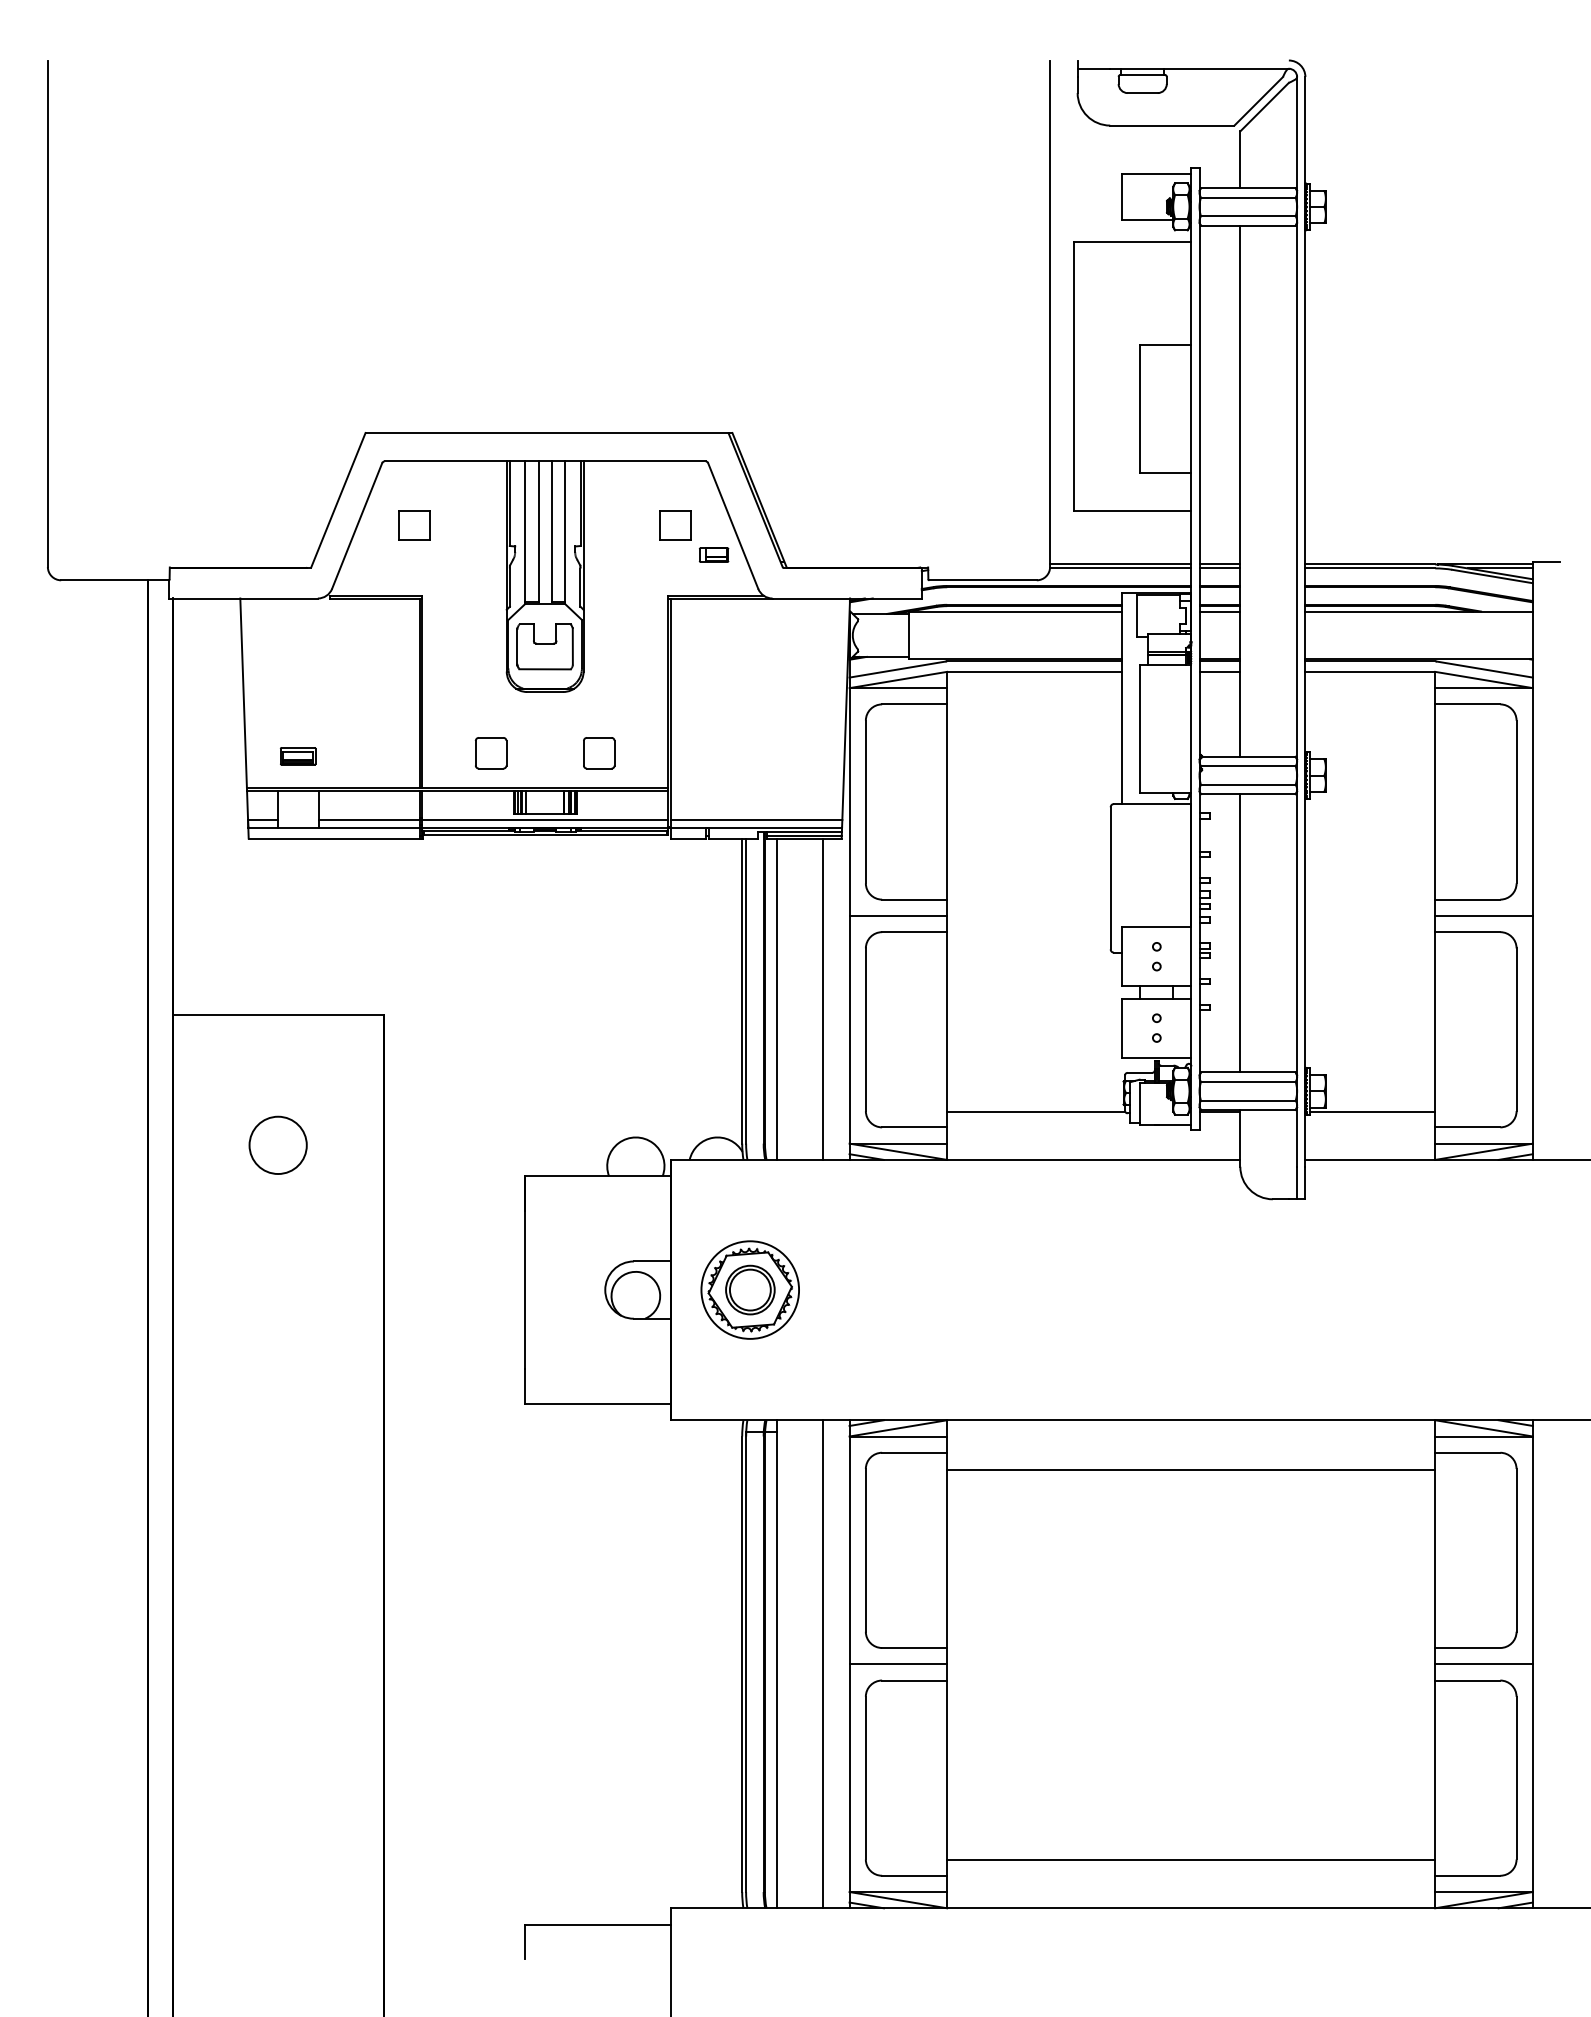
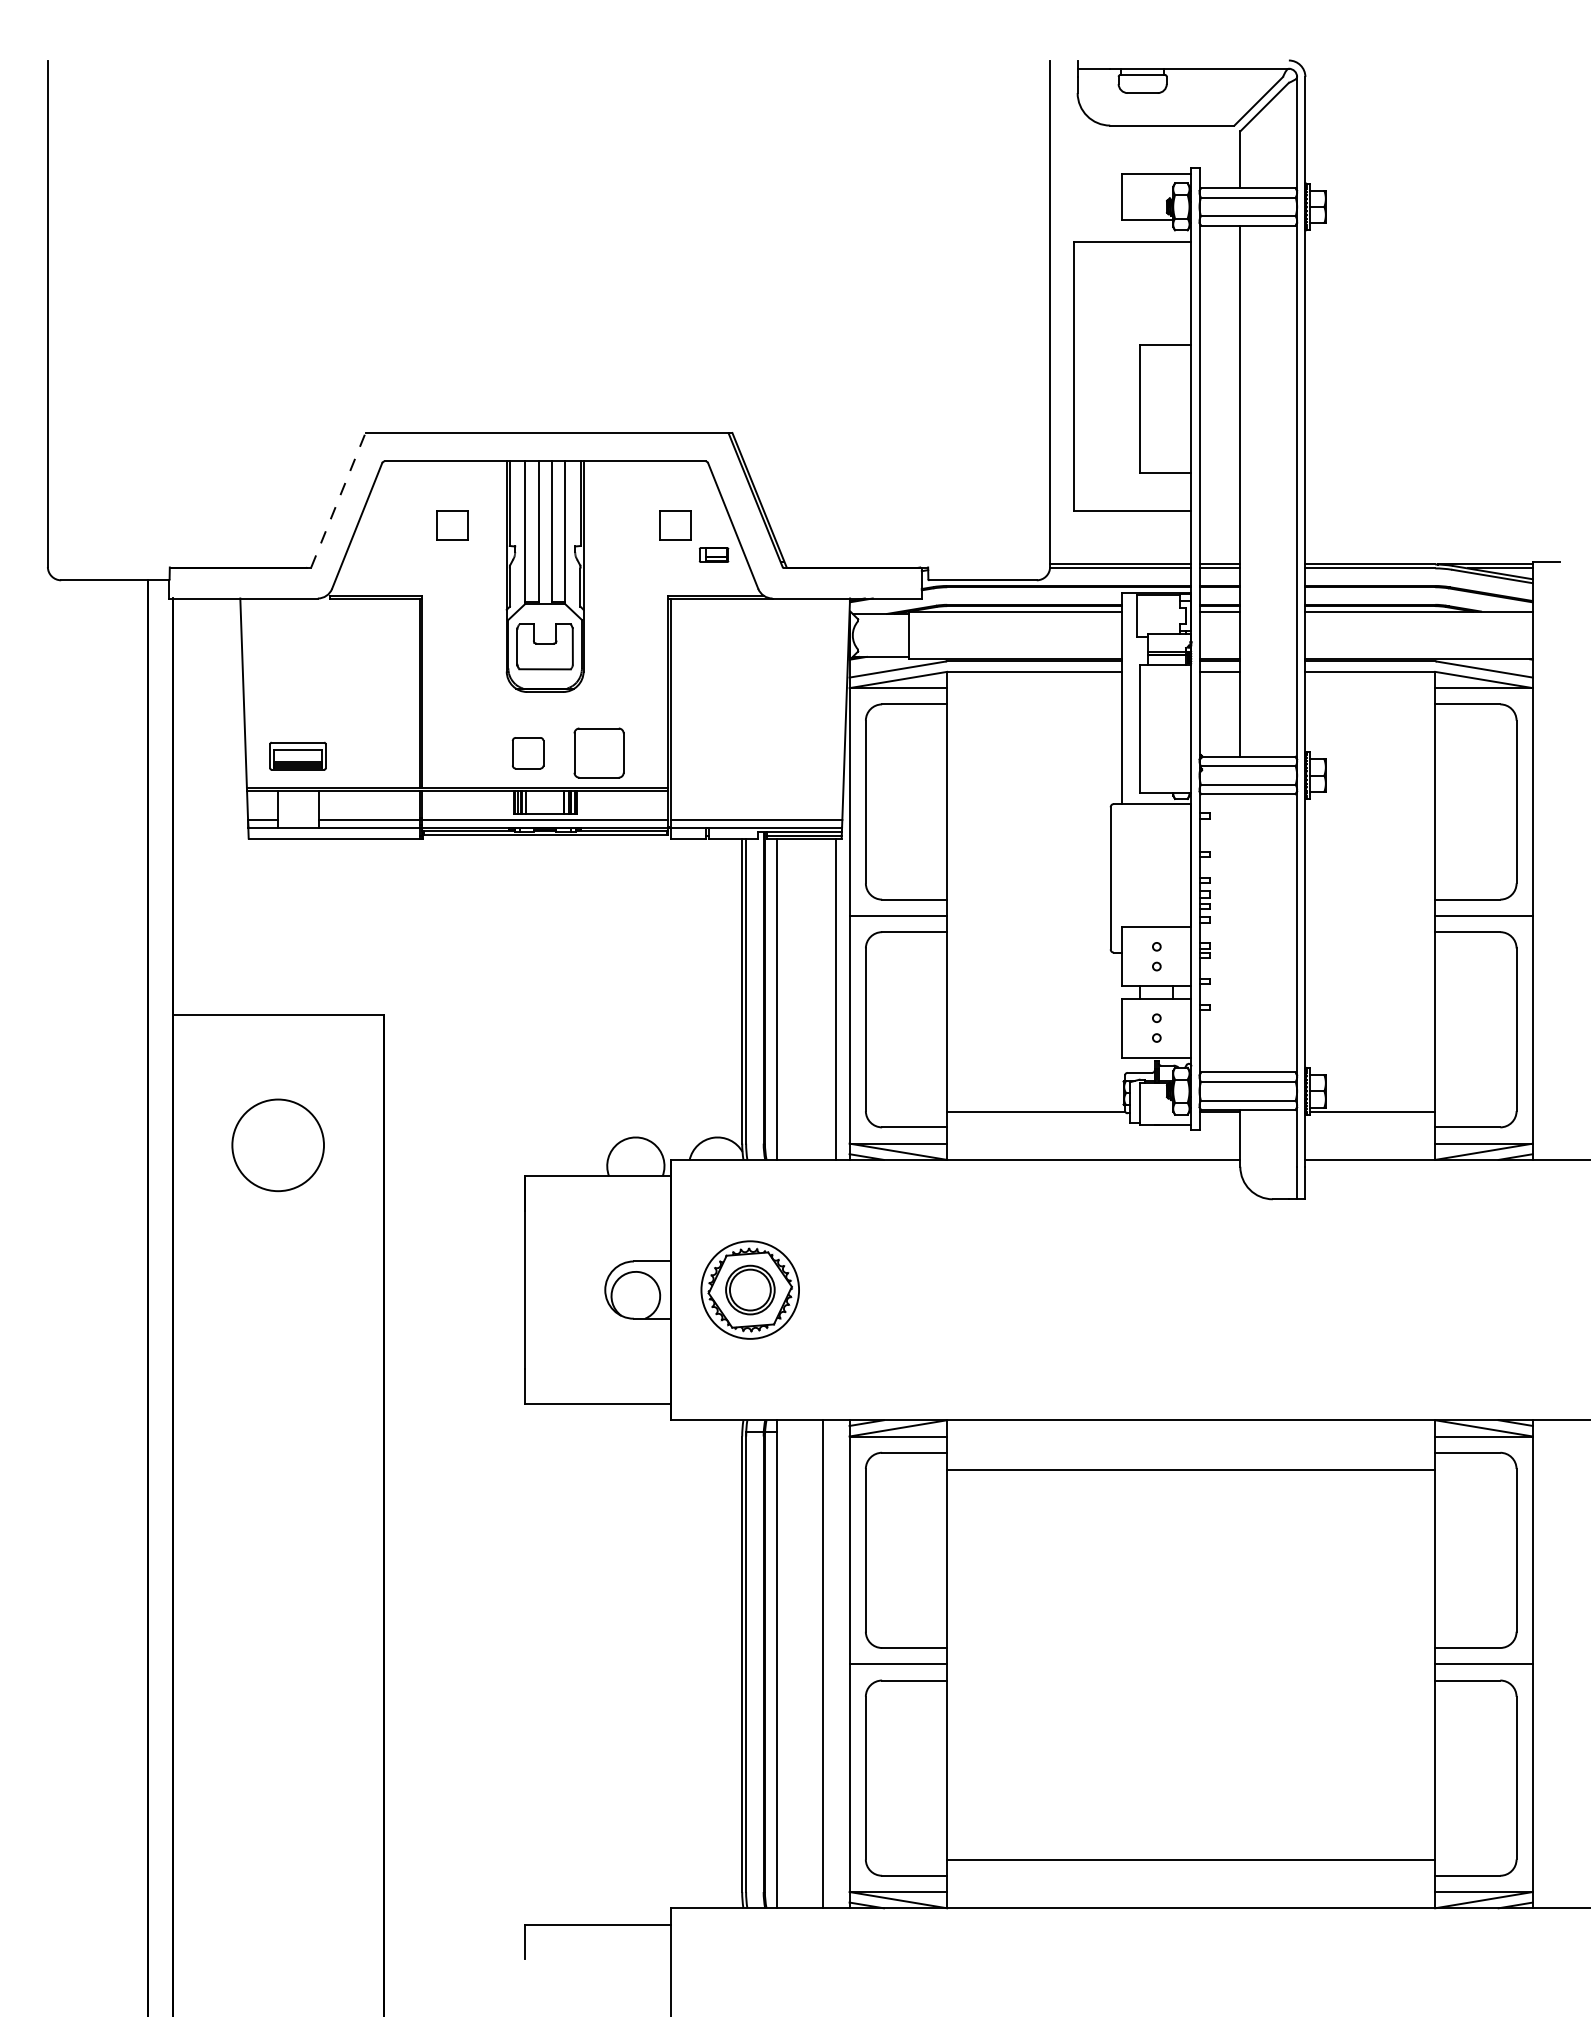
line: solid -> dashed (338, 500)
part position: (414, 525) -> (452, 525) (452, 525)
part position: (490, 753) -> (527, 753) (527, 753)
part size: 33x33 px -> 52x52 px (598, 752)
part size: 37x19 px -> 58x30 px (297, 755)
line: present -> none (1240, 933)
line position: (822, 998) -> (835, 998) (835, 998)
circle diameter: 57 px -> 92 px (278, 1145)
